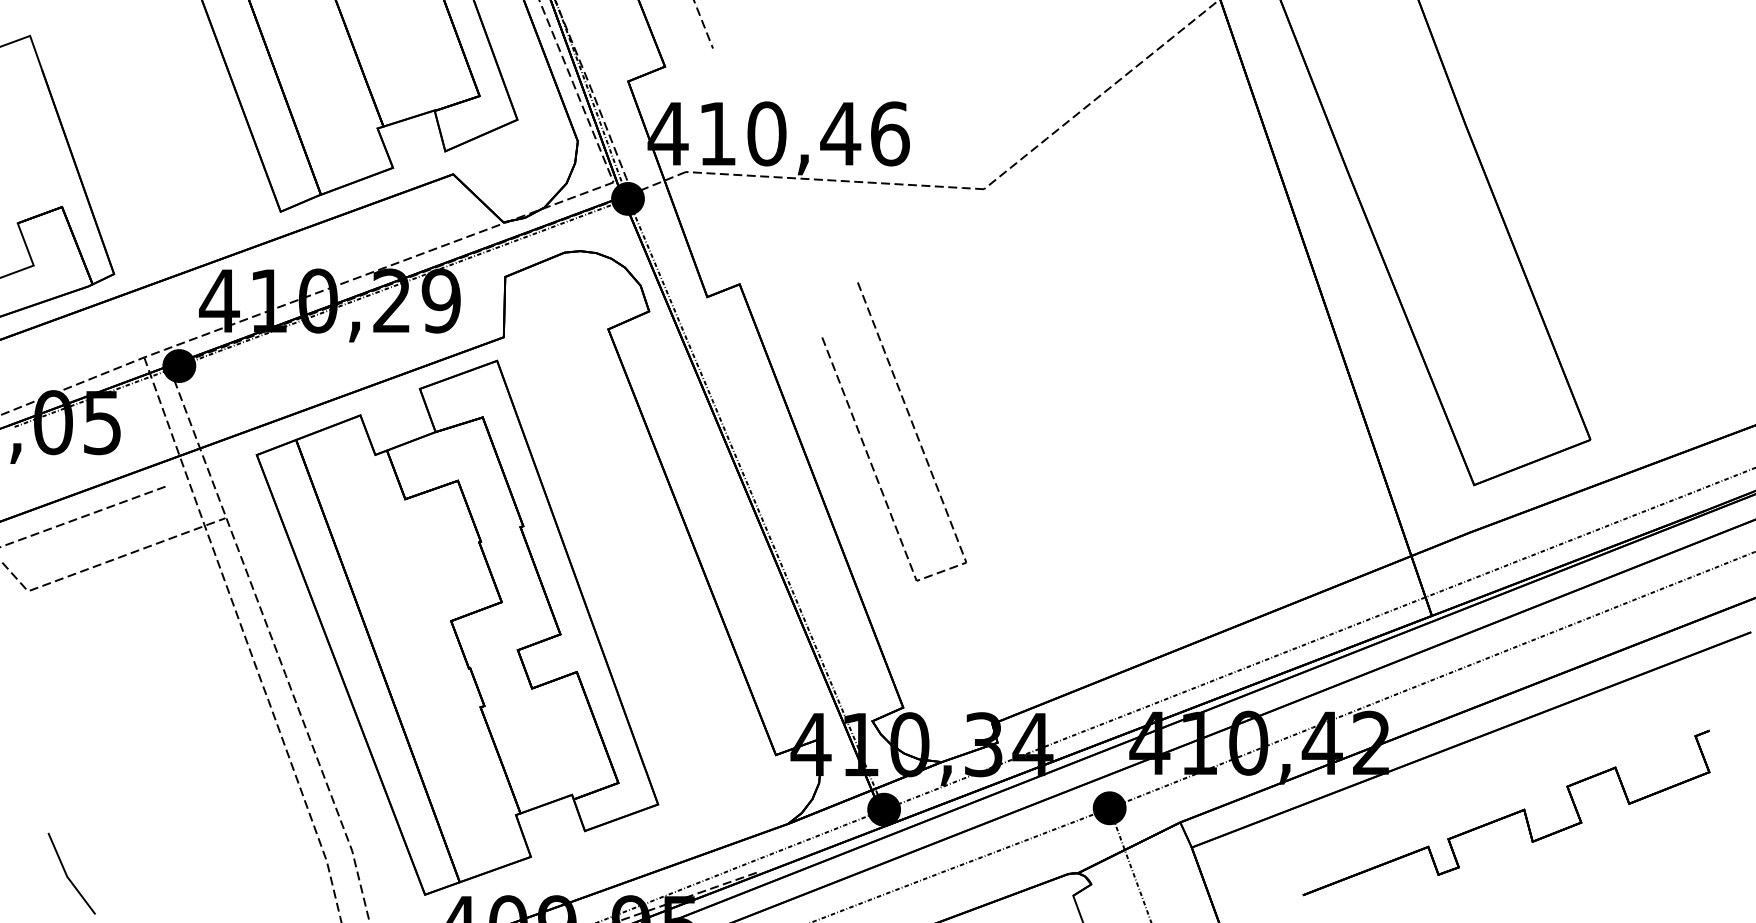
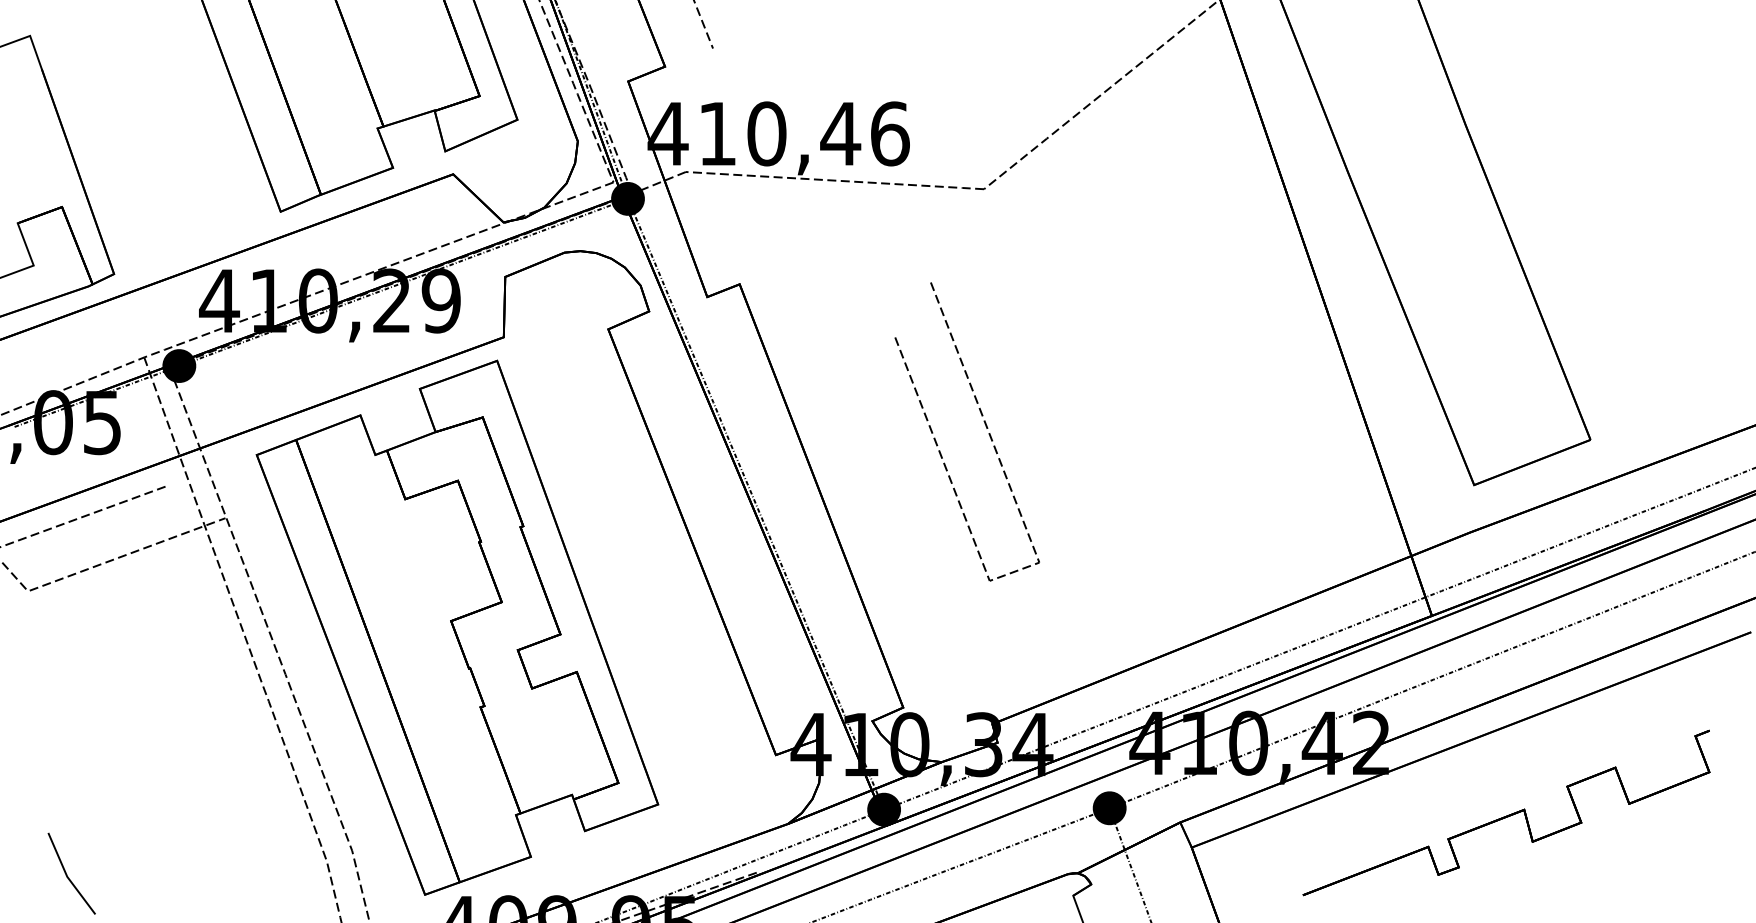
line position: (911, 424) -> (984, 424) (984, 424)
